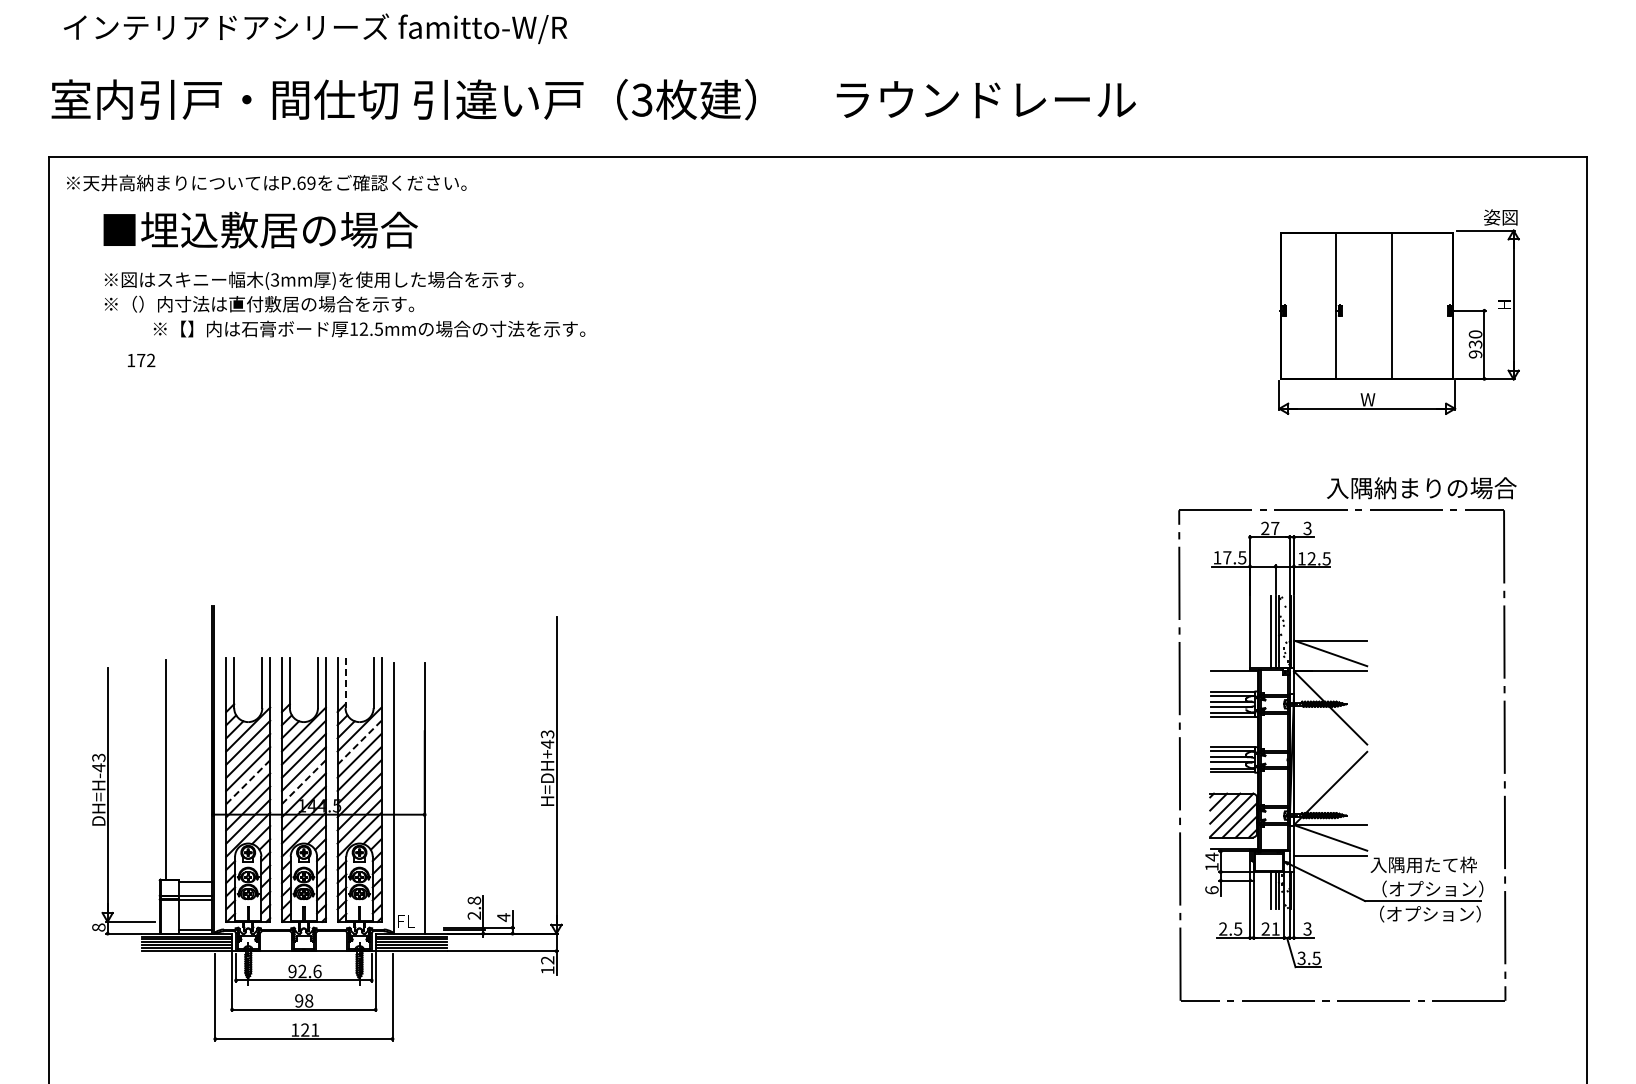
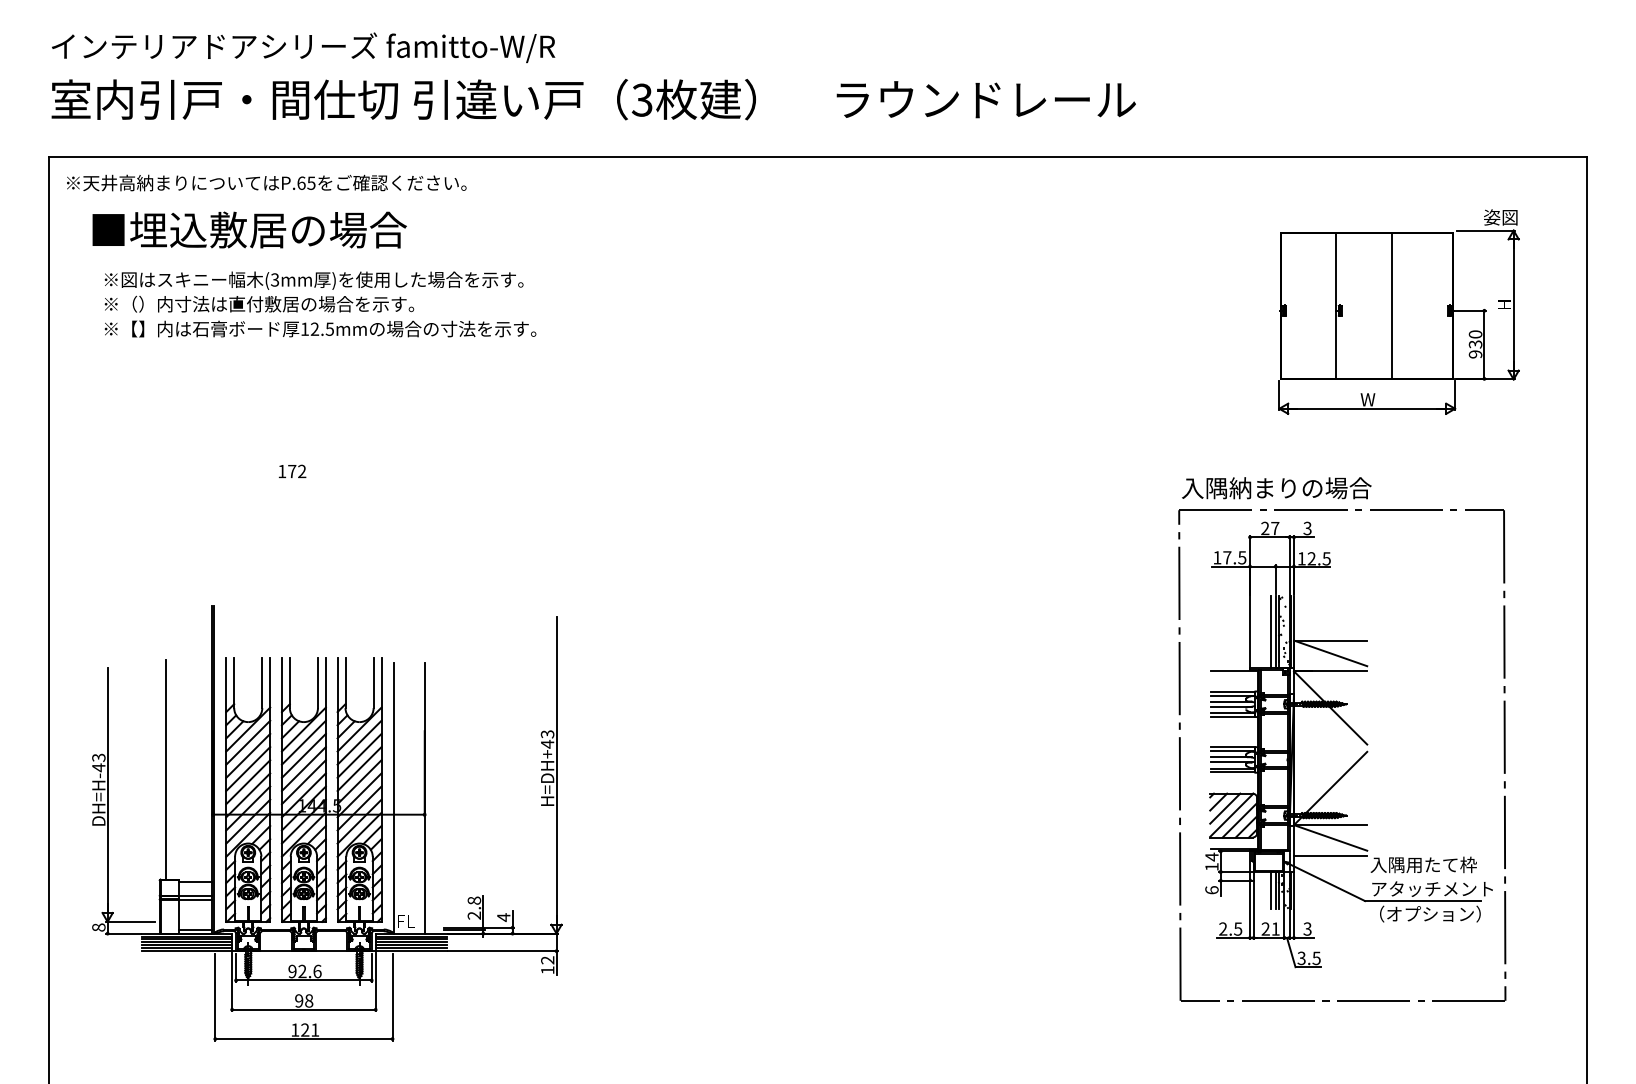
text position: (315, 28) -> (303, 47) (303, 47)
text: P.69 -> P.65 (311, 182)
text position: (260, 229) -> (249, 229) (249, 229)
text position: (369, 328) -> (320, 328) (320, 328)
text position: (141, 359) -> (292, 470) (292, 470)
text position: (1421, 488) -> (1276, 488) (1276, 488)
line: dashed -> solid (345, 683)
line: dashed -> solid (359, 742)
line: dashed -> solid (248, 781)
line: dashed -> solid (304, 781)
text: （オプション） -> アタッチメント (1432, 888)
